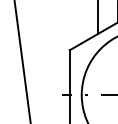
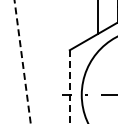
line: solid -> dashed (22, 62)
line: solid -> dashed (69, 87)
